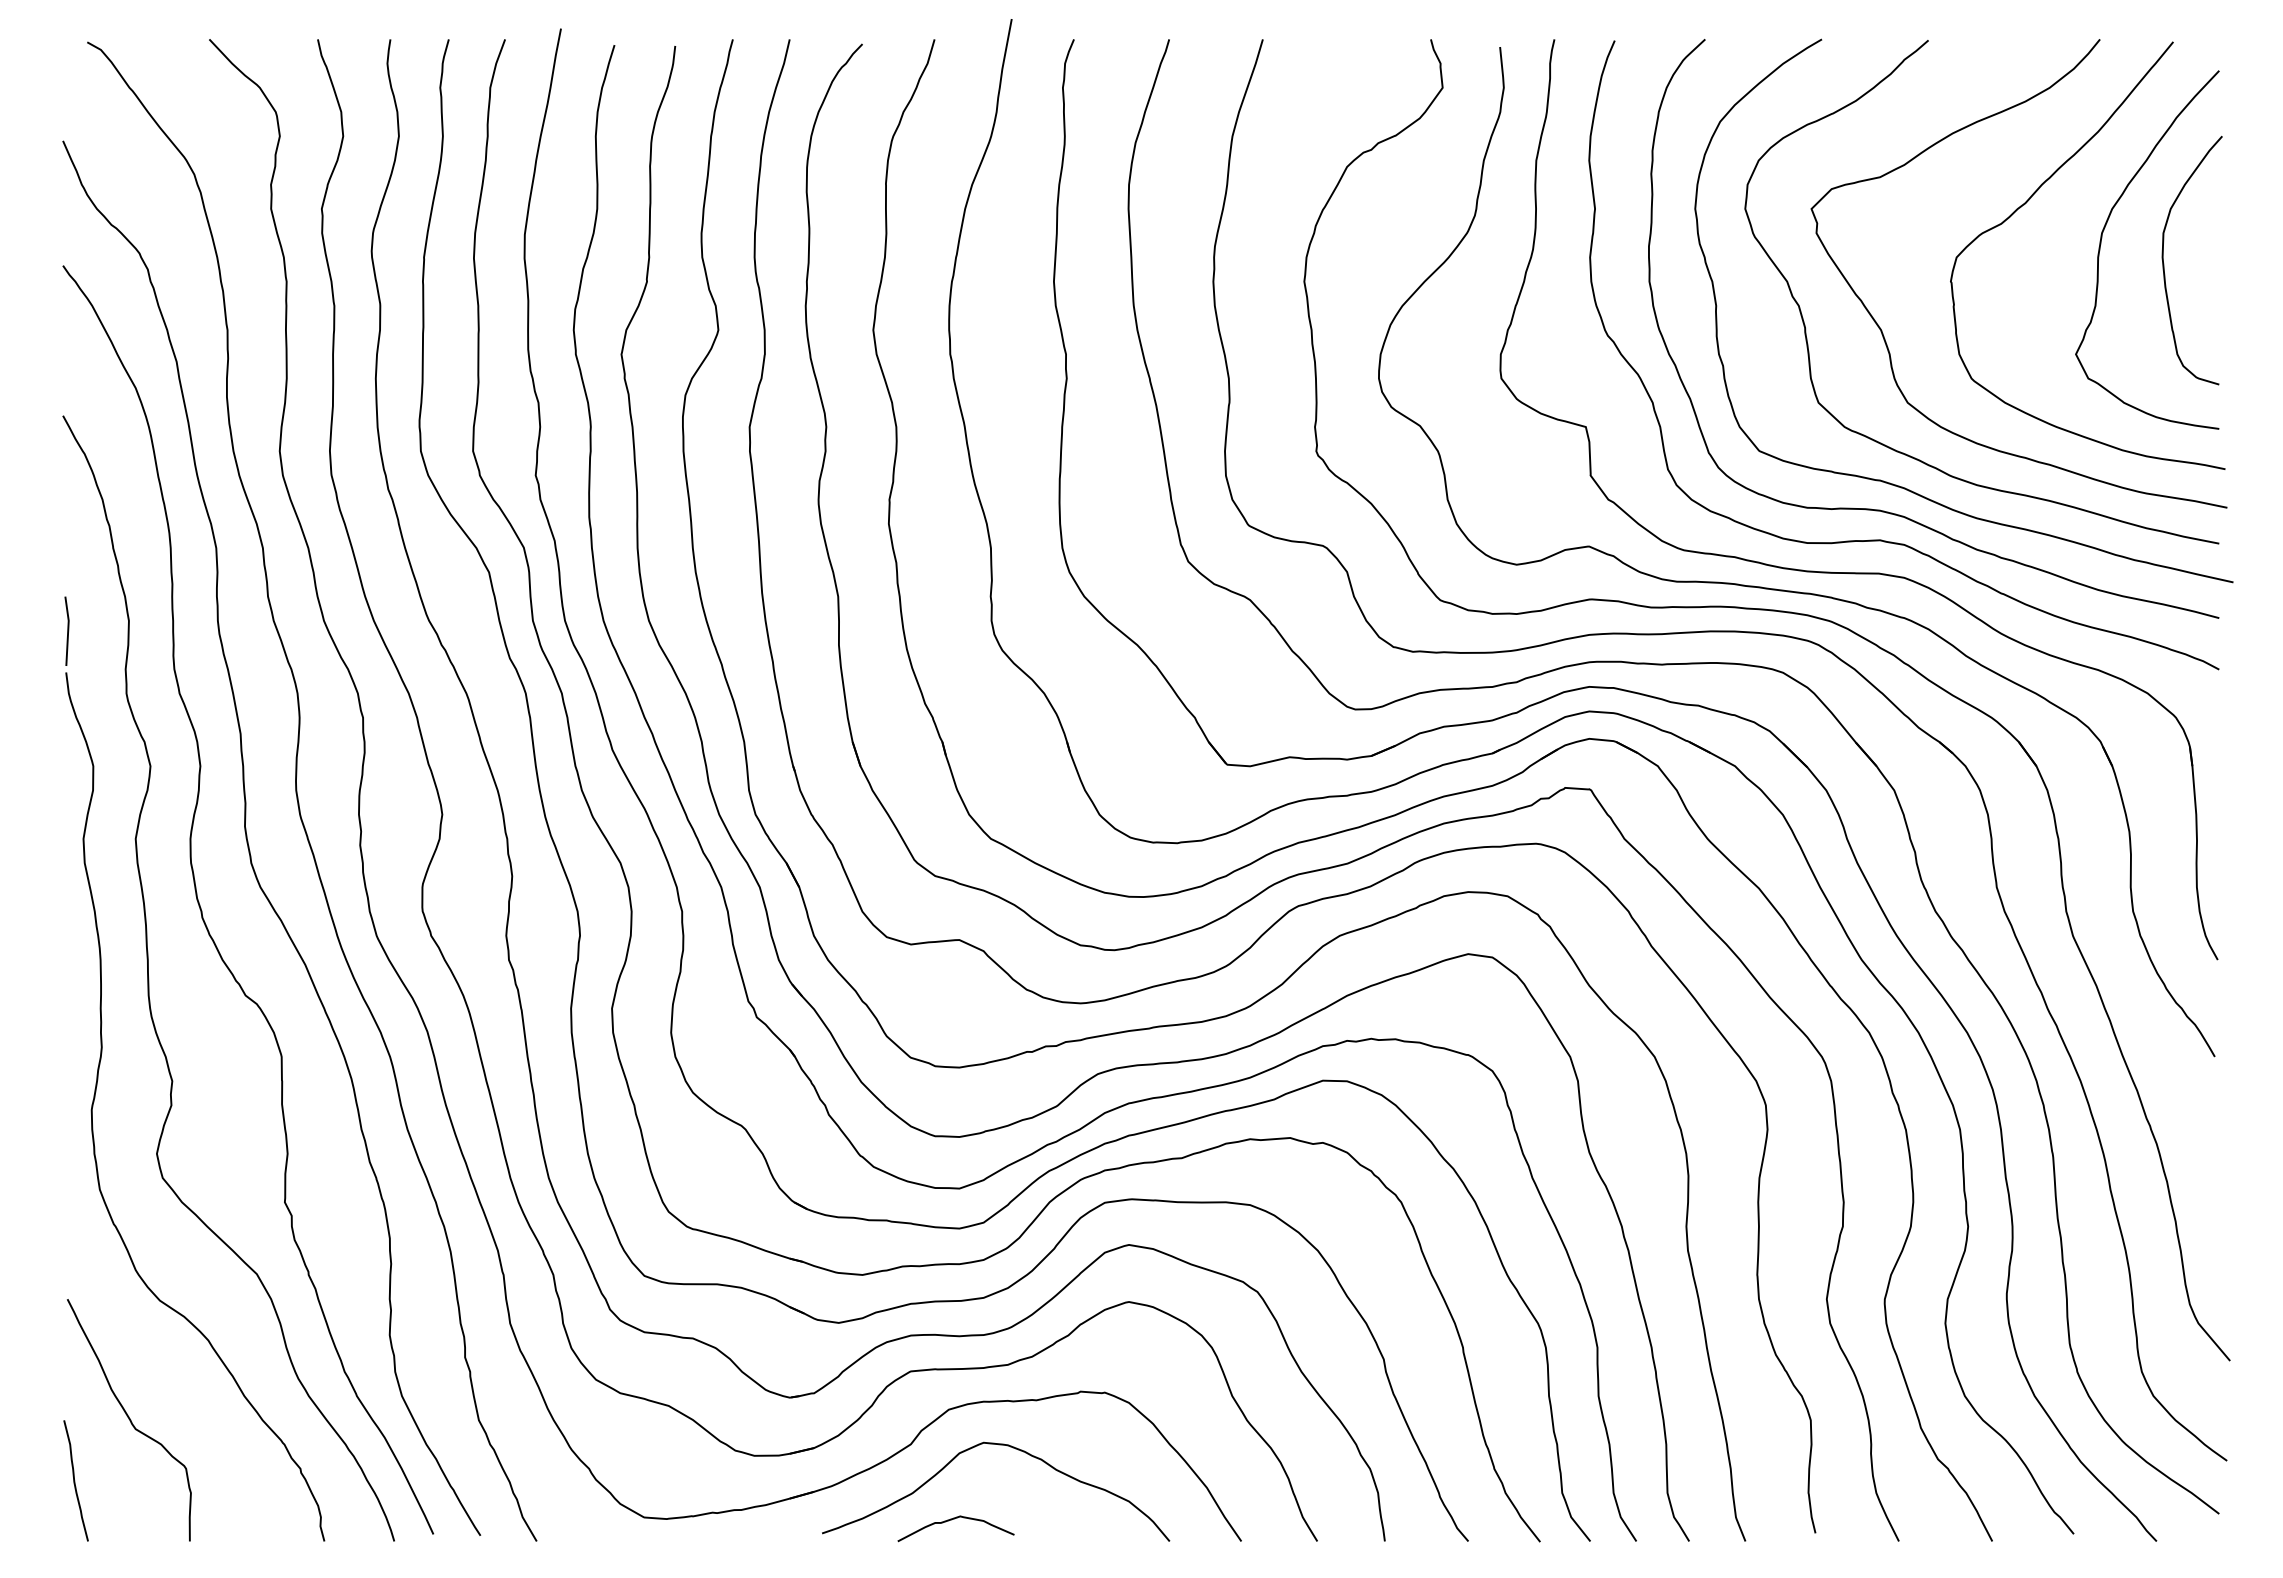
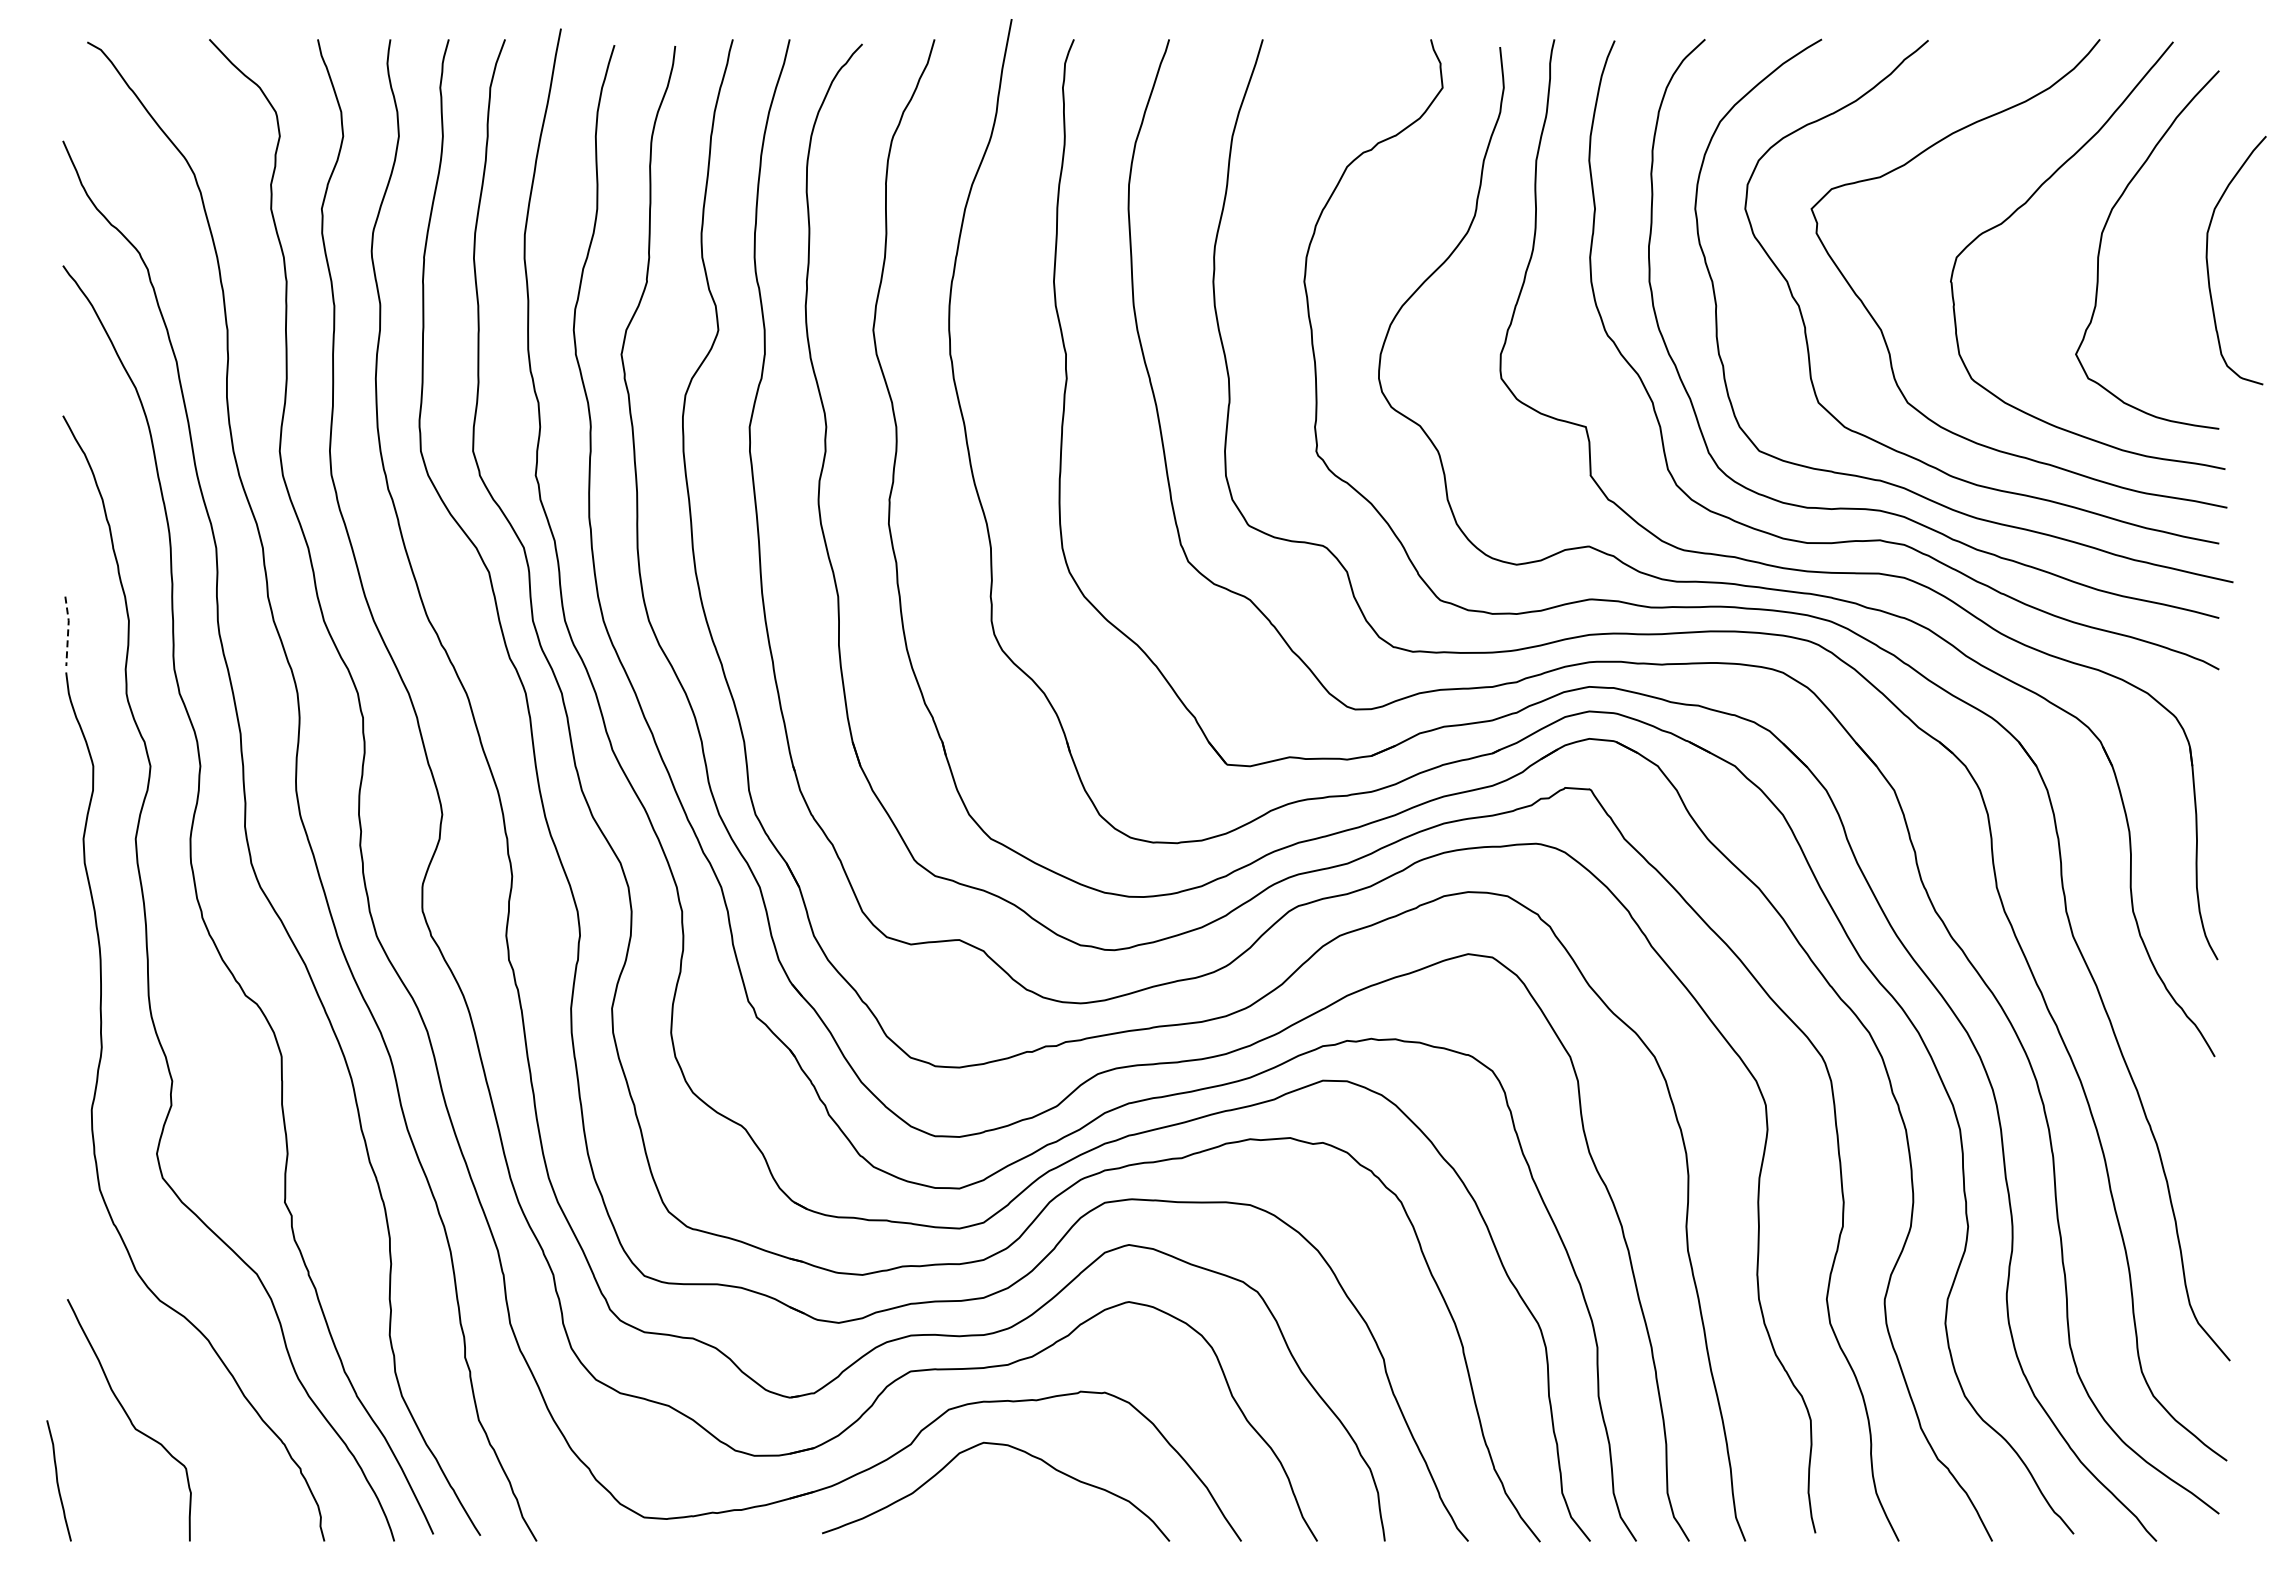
curve position: (2164, 263) -> (2208, 263) (2208, 263)
line: solid -> dashed (68, 630)
curve position: (75, 1480) -> (58, 1480) (58, 1480)
curve: present -> none (951, 1520)
